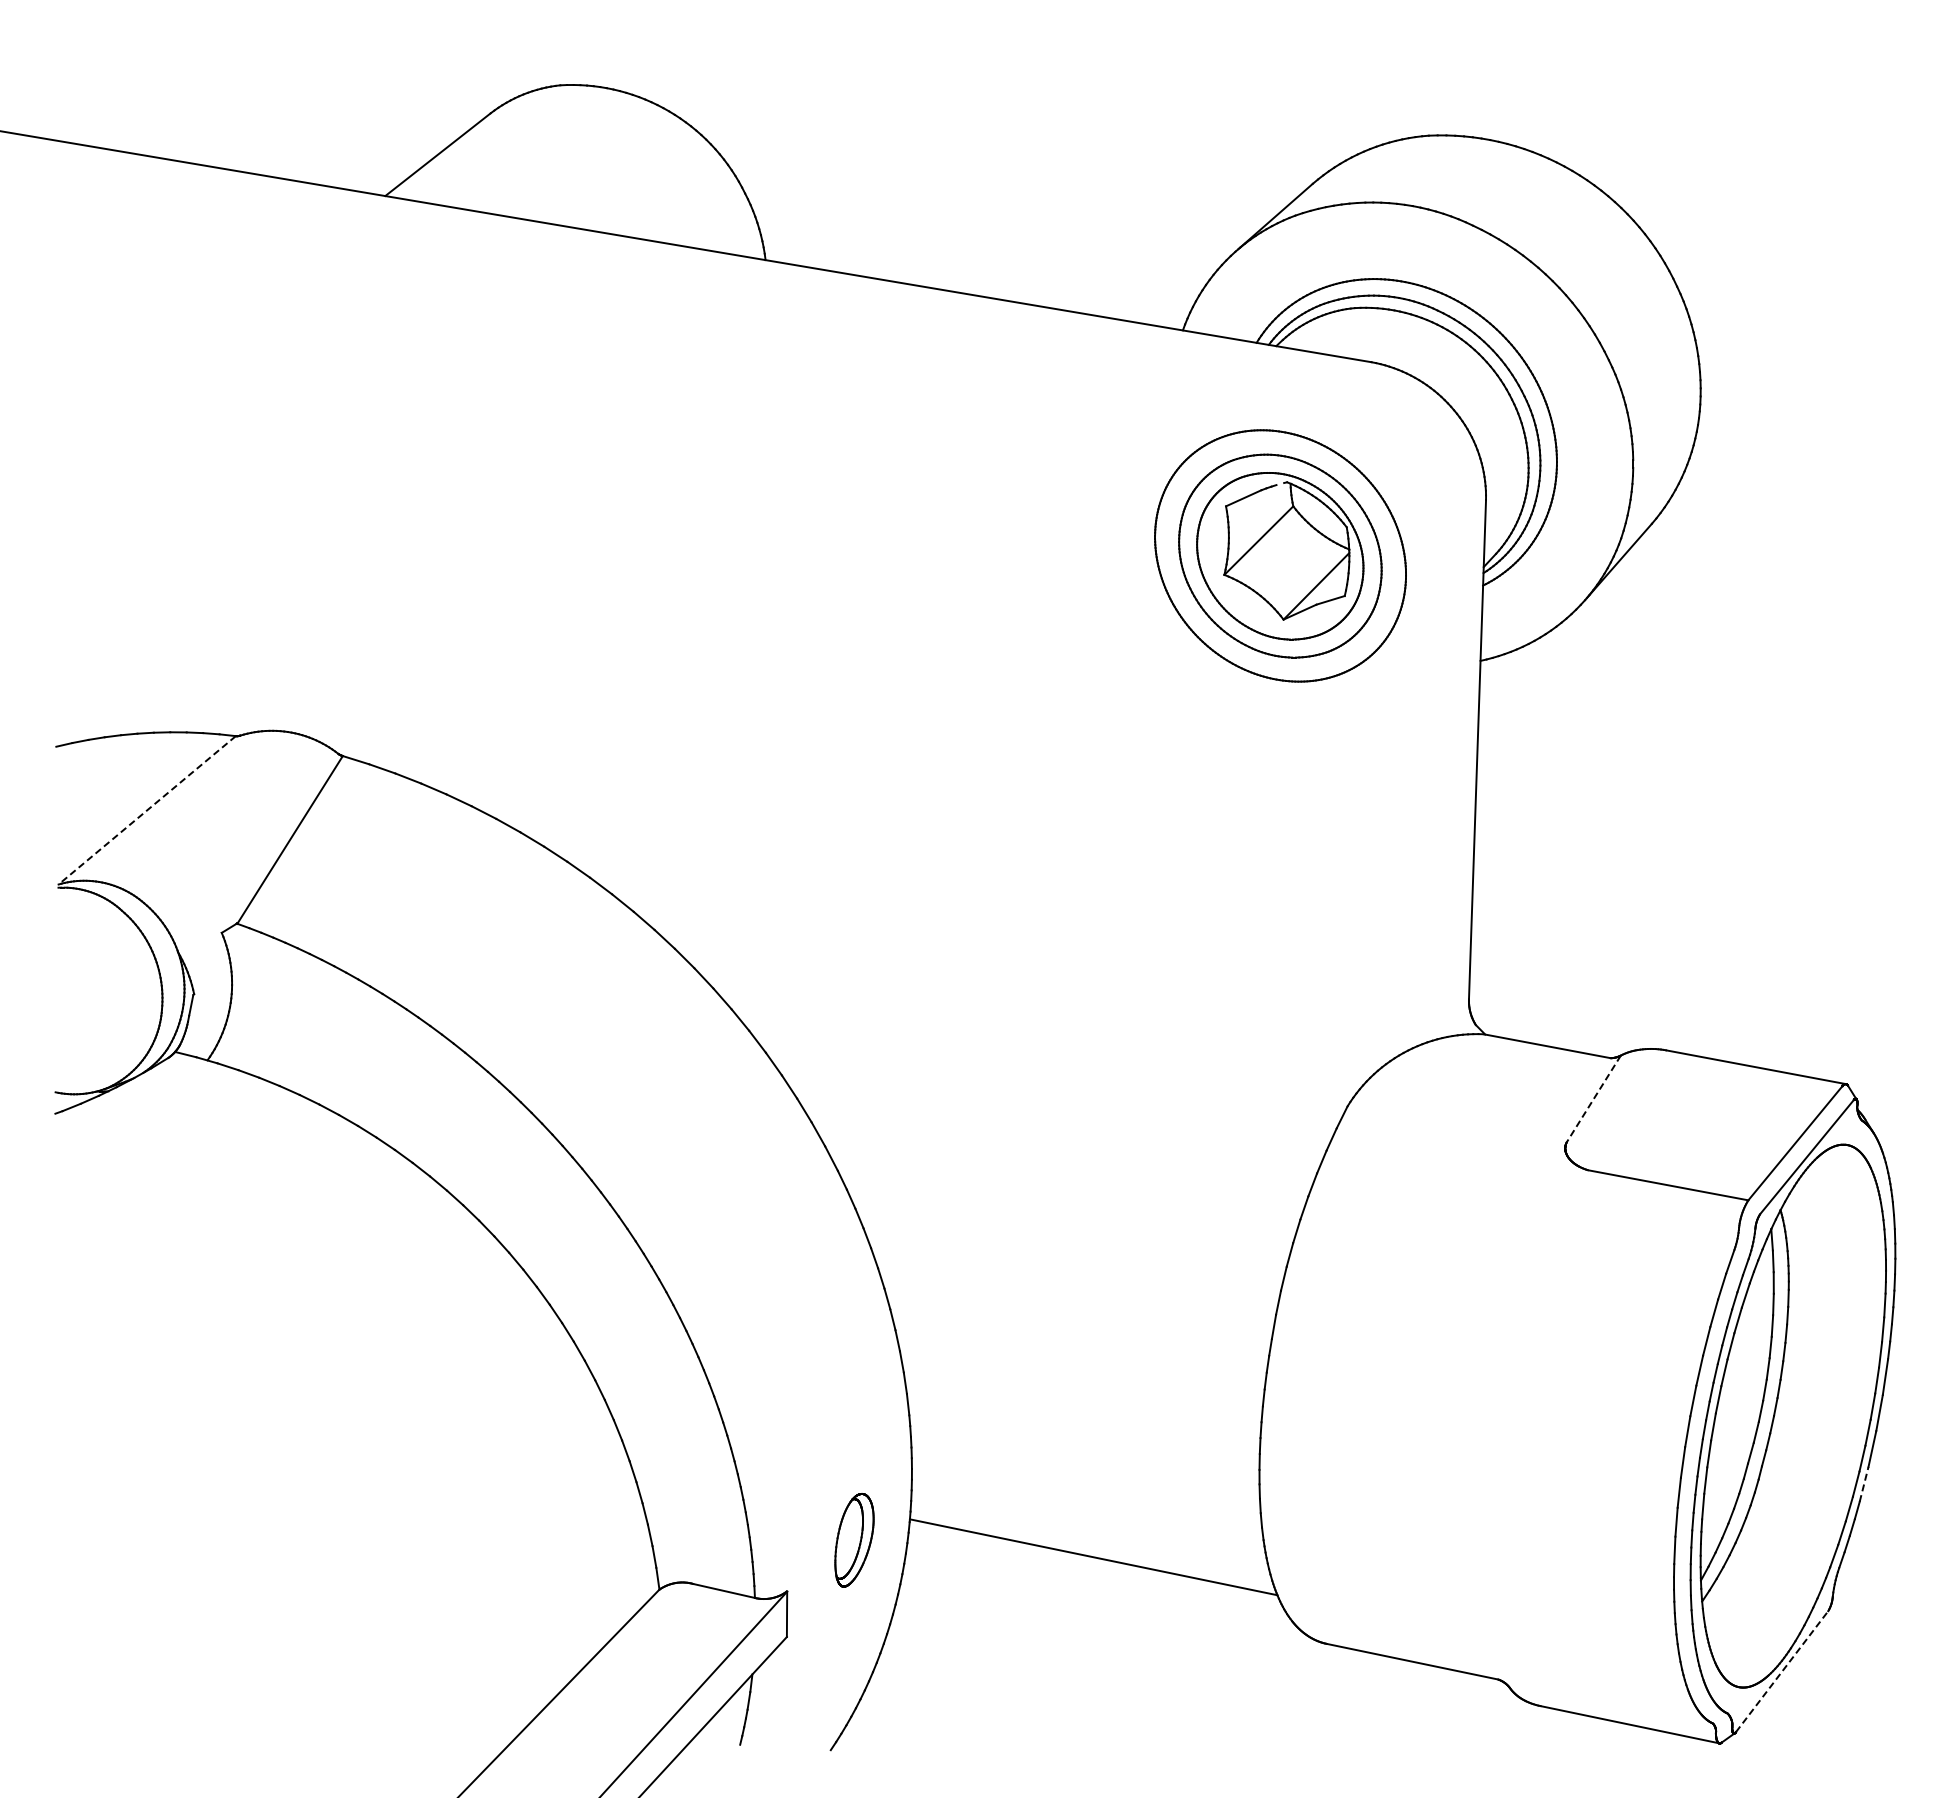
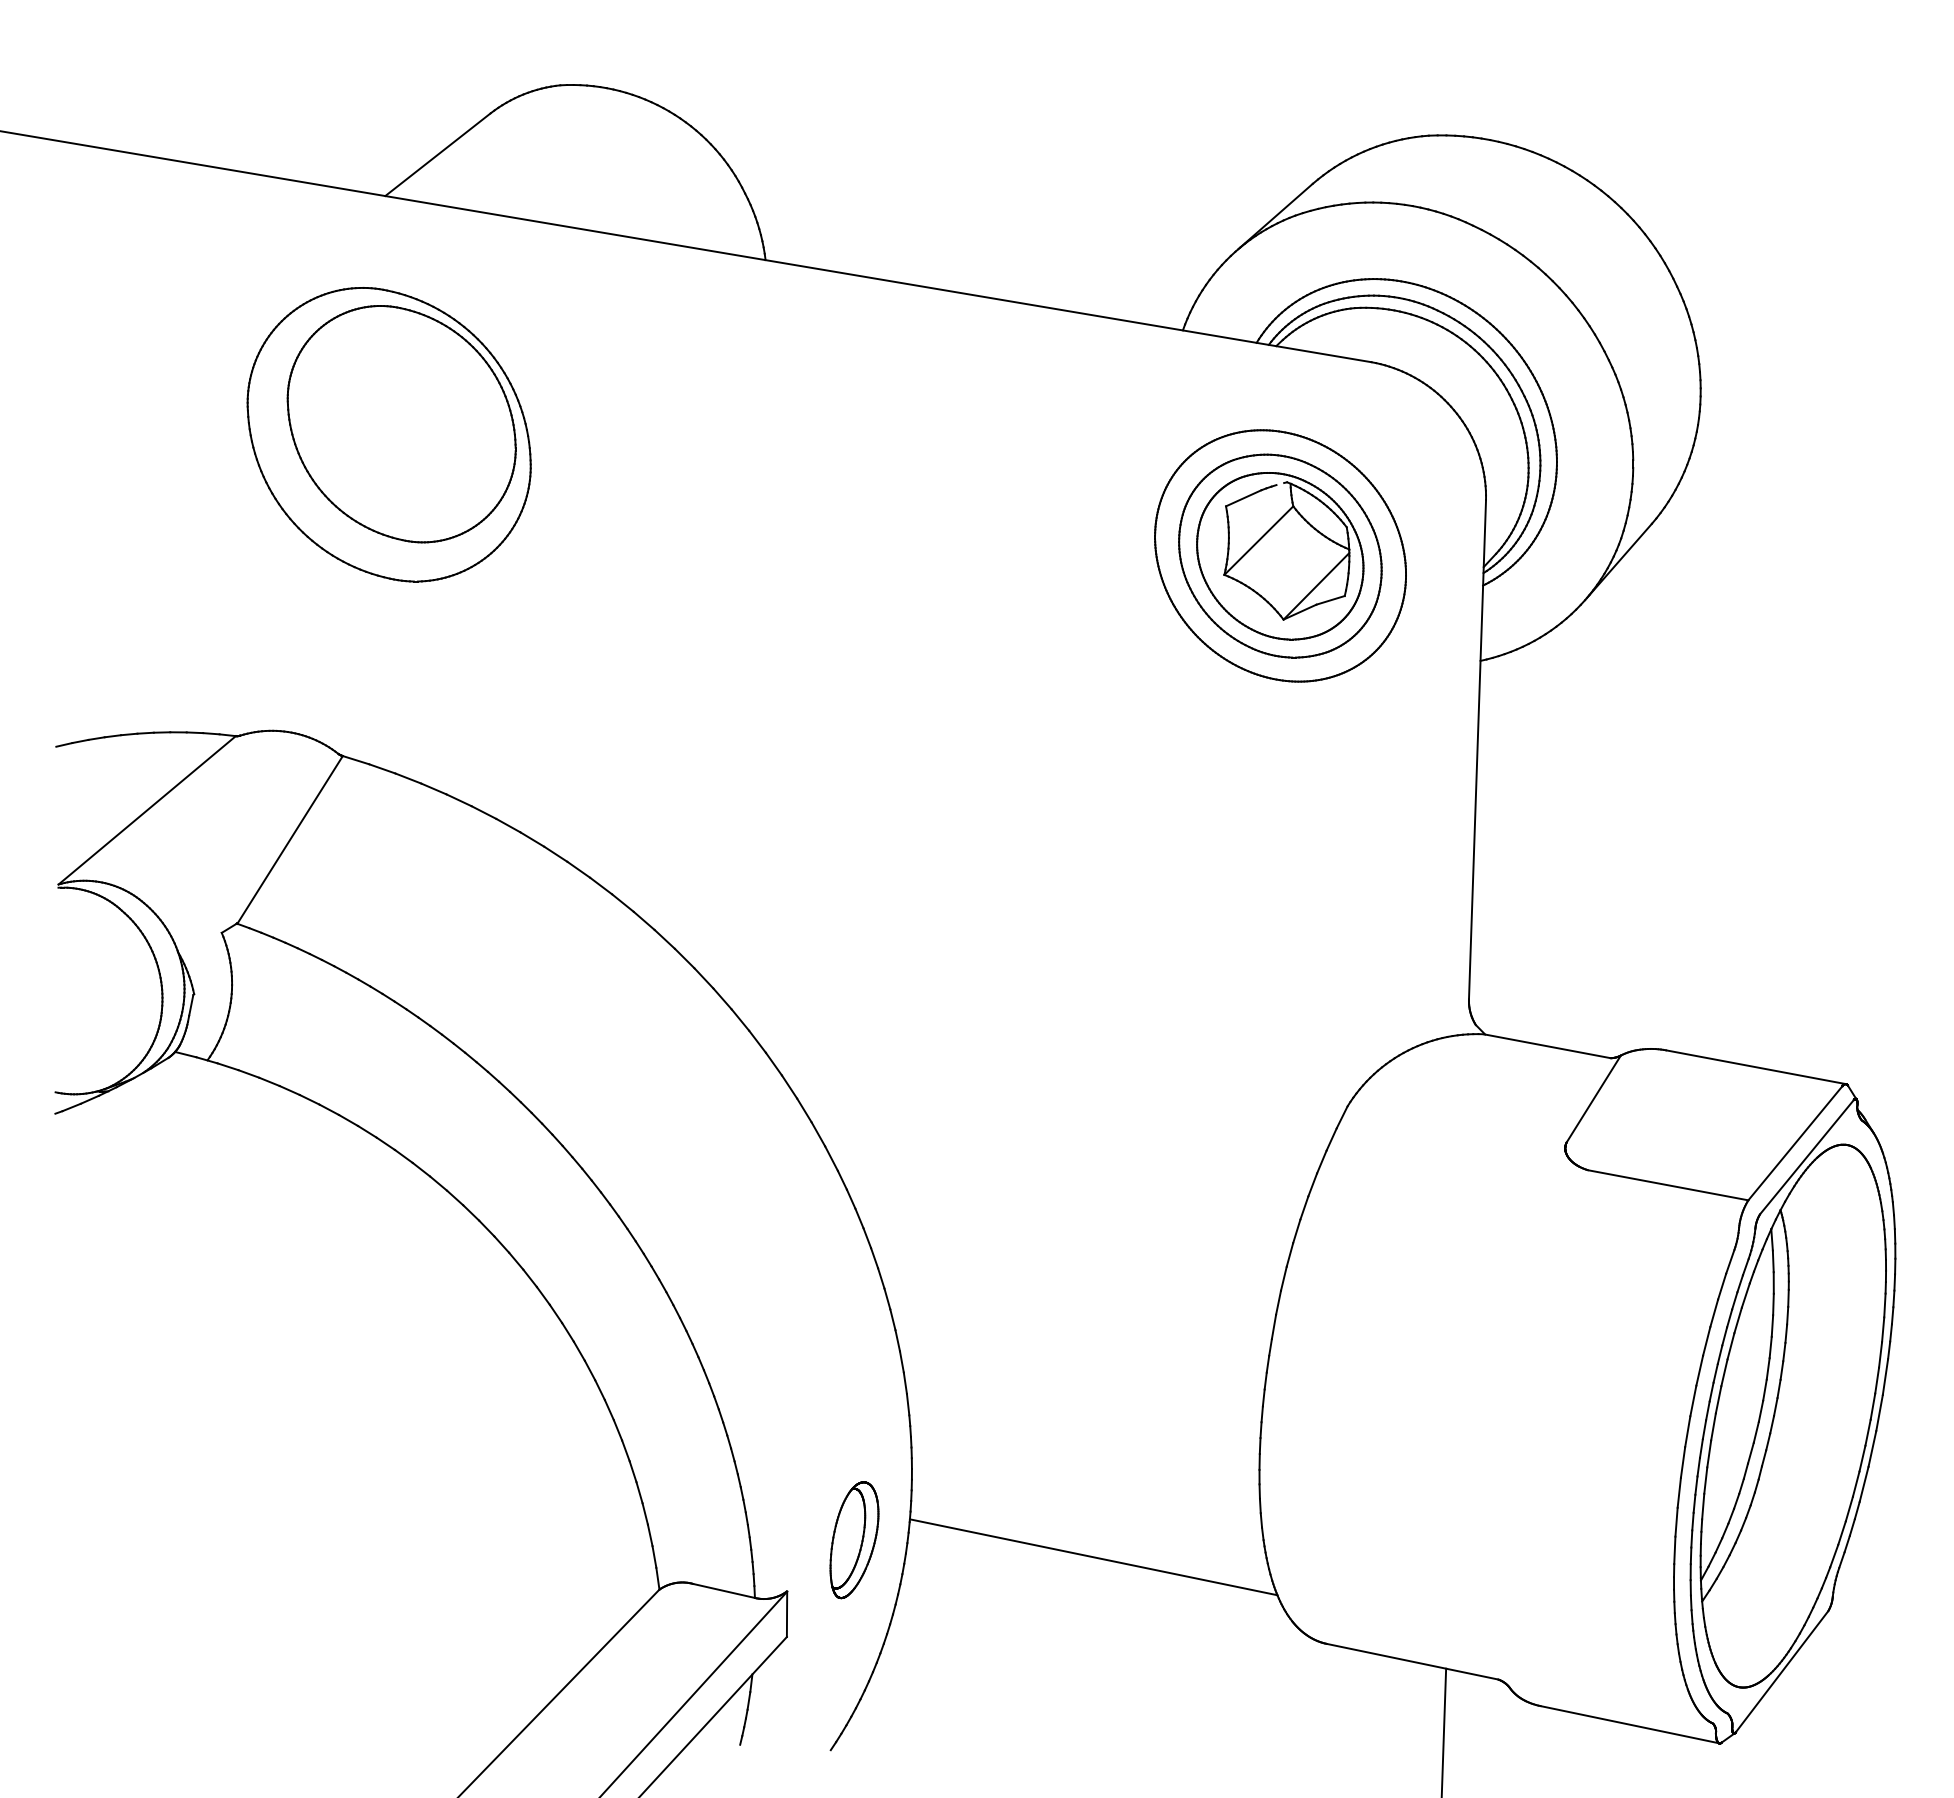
part: none -> present (388, 434)
line: dashed -> solid (147, 810)
line: dashed -> solid (1593, 1099)
line: dashed -> solid (1864, 1483)
part size: 41x95 px -> 51x119 px (854, 1540)
line: dashed -> solid (1782, 1671)
line: none -> present (1443, 1731)
